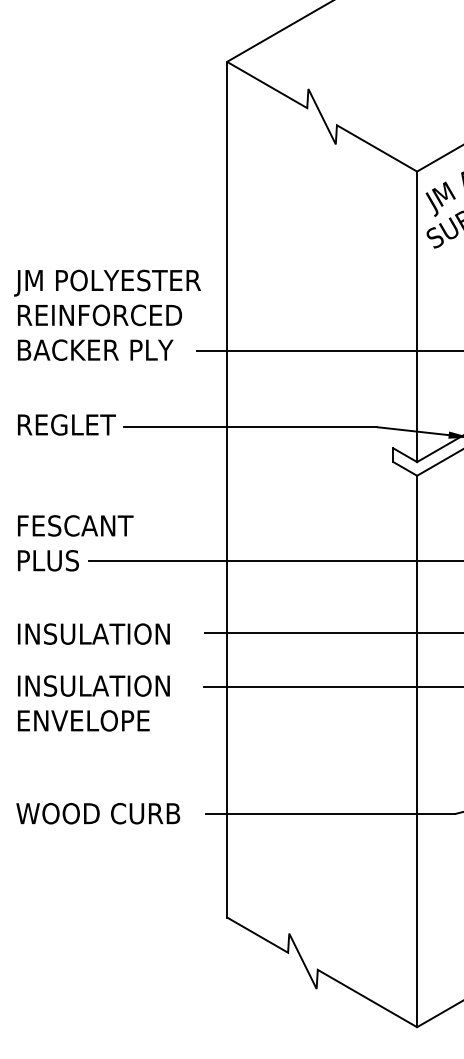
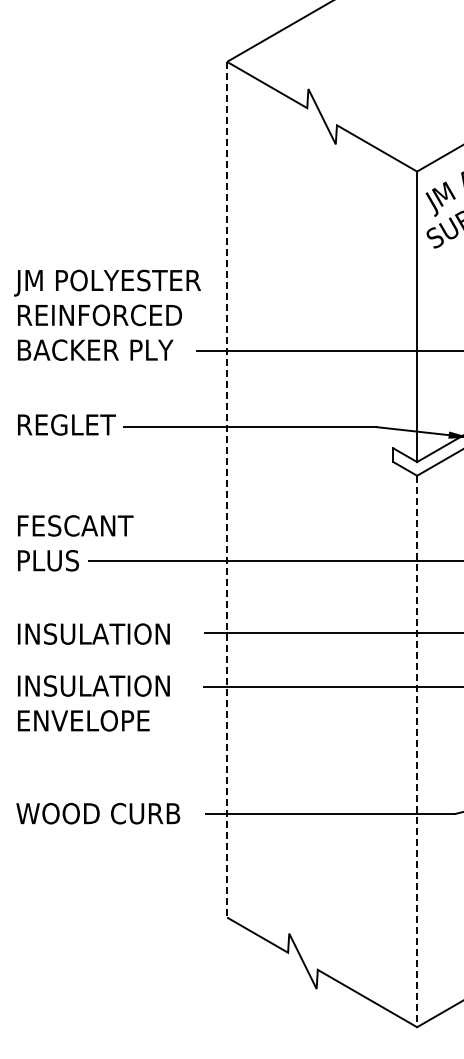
line: solid -> dashed (227, 489)
line: solid -> dashed (417, 751)
